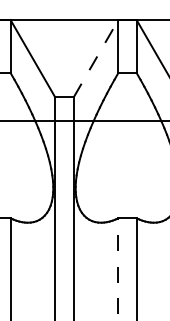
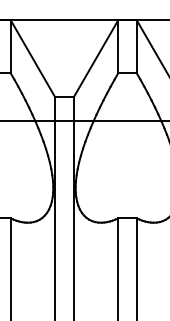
line: dashed -> solid (96, 58)
line: dashed -> solid (118, 269)
